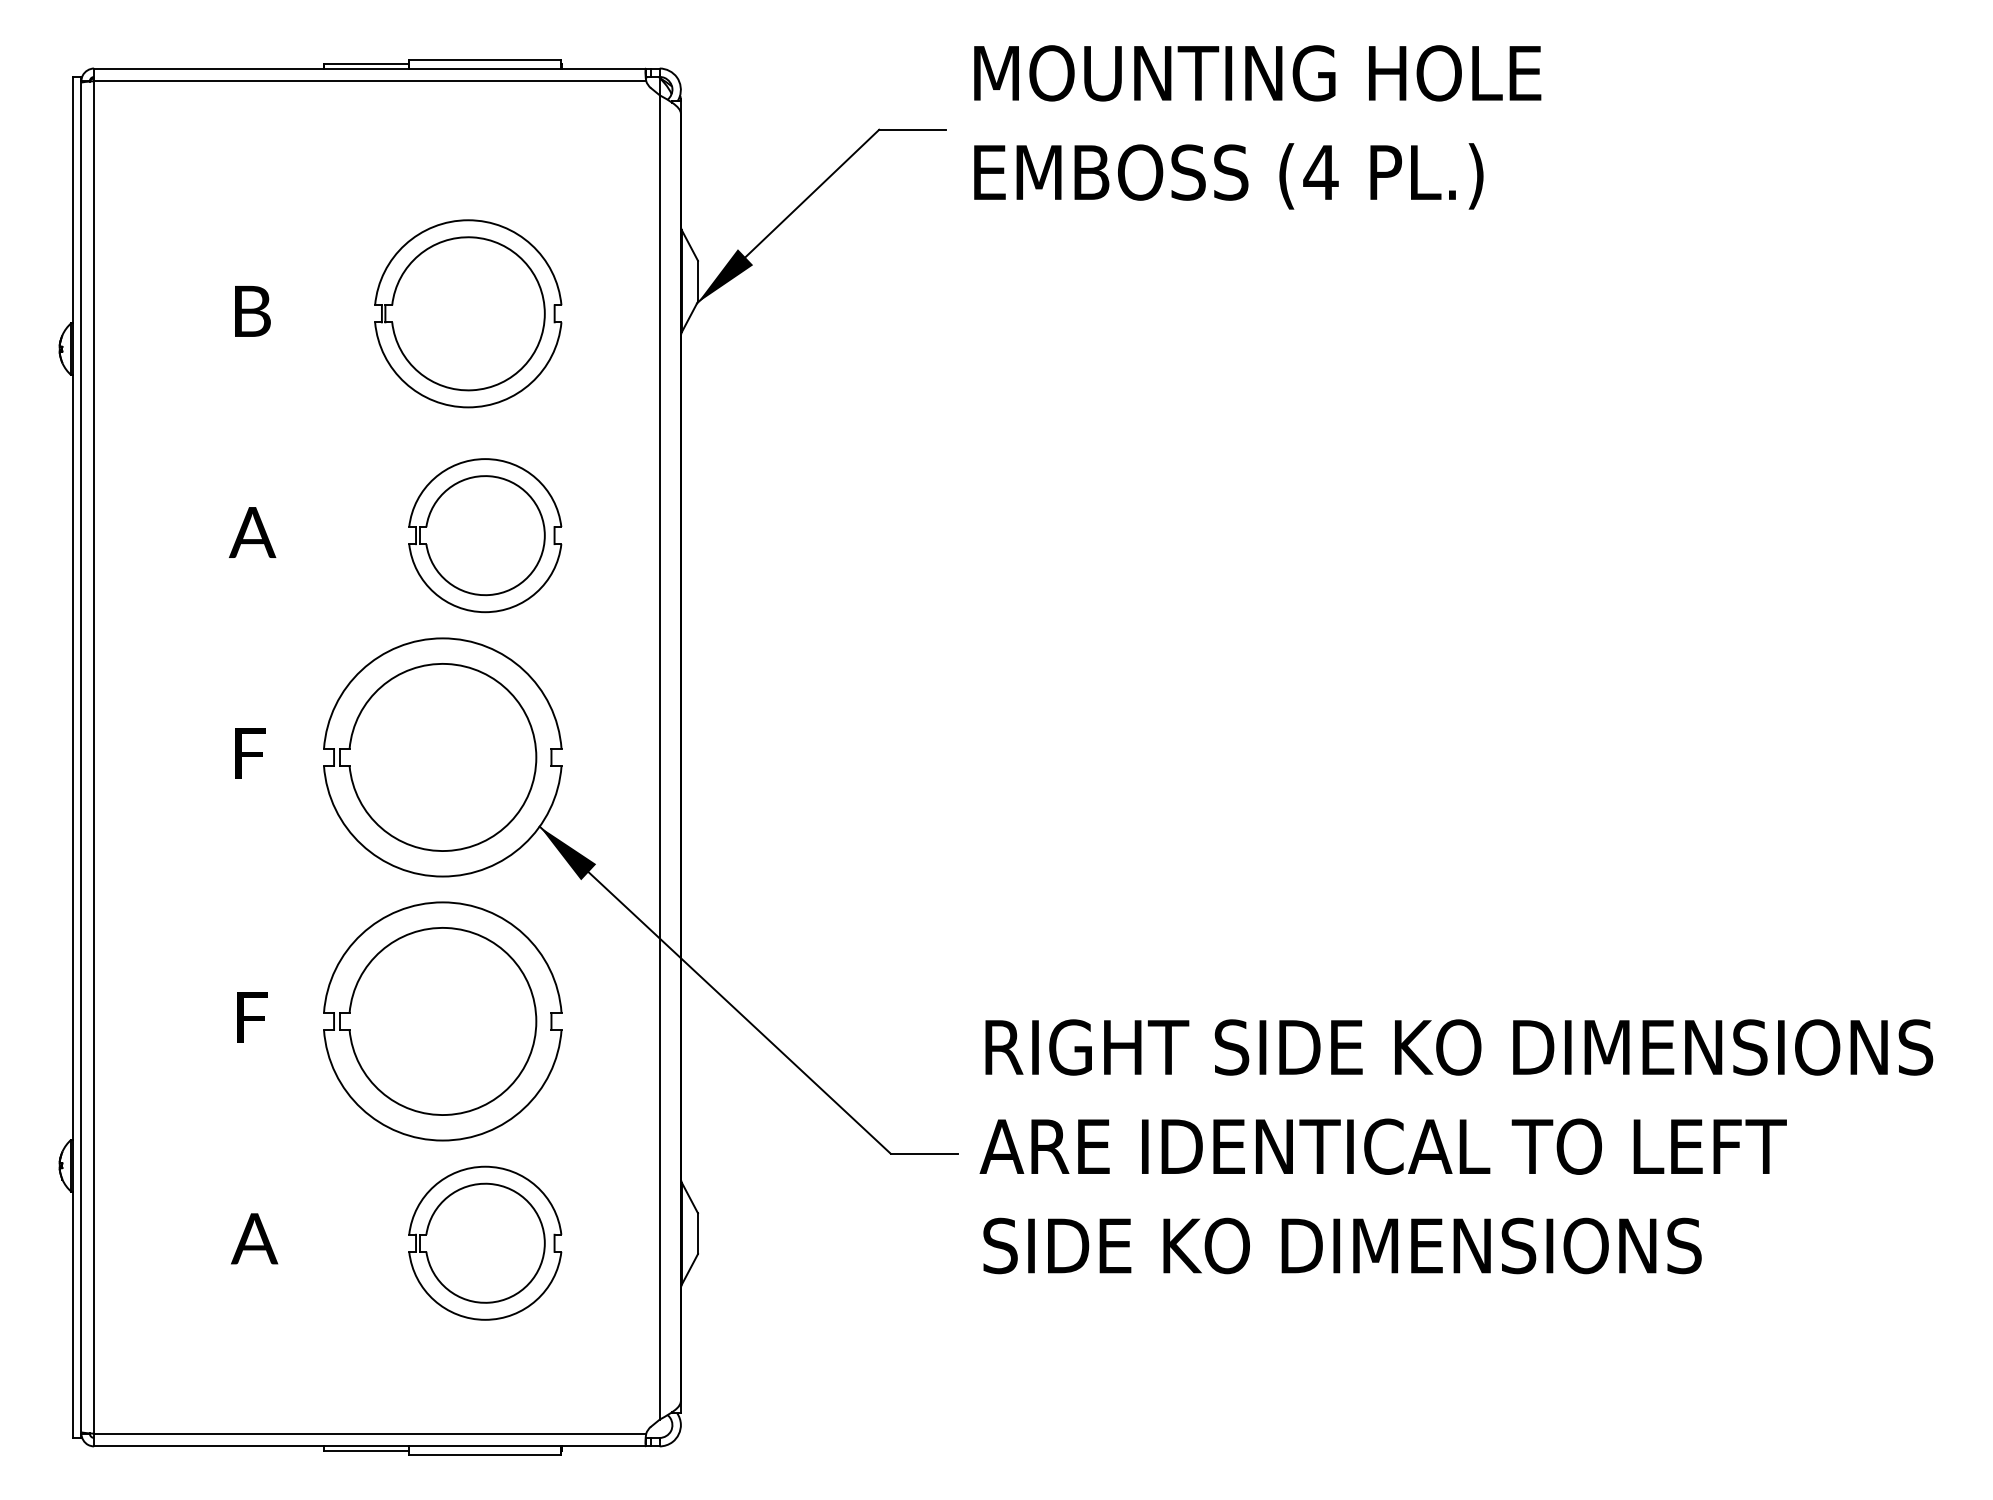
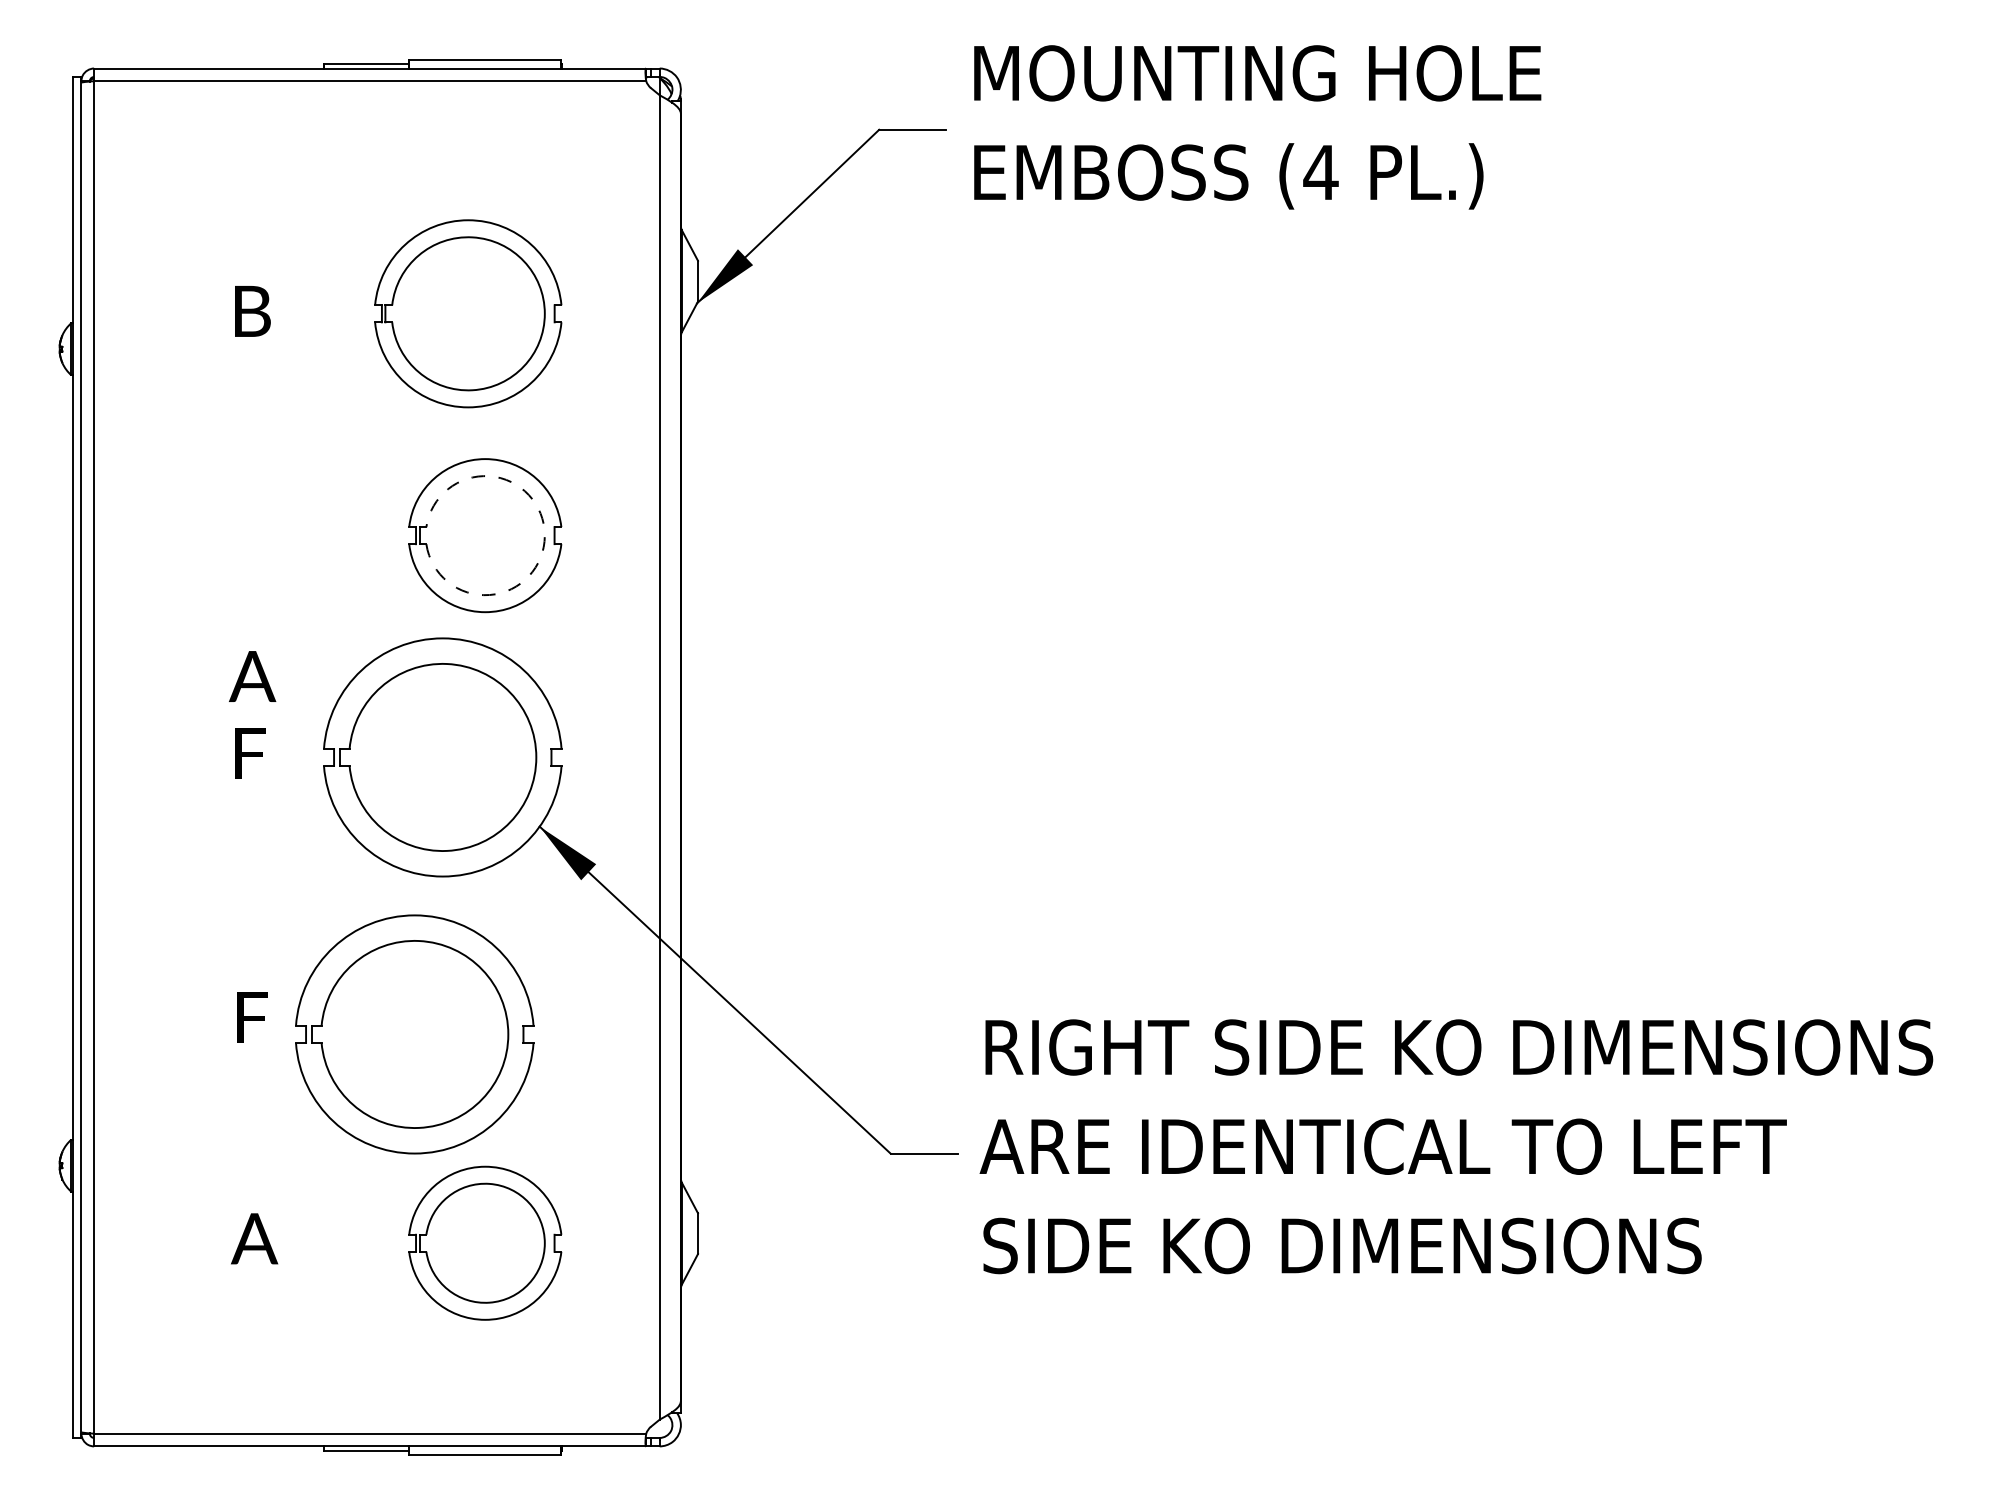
text position: (252, 532) -> (252, 676) (252, 676)
arc: solid -> dashed (544, 535)
part position: (442, 1021) -> (414, 1034) (414, 1034)
